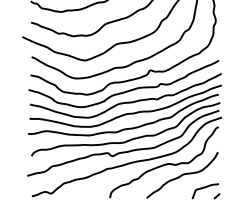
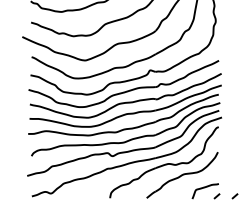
line: none -> present (234, 196)
